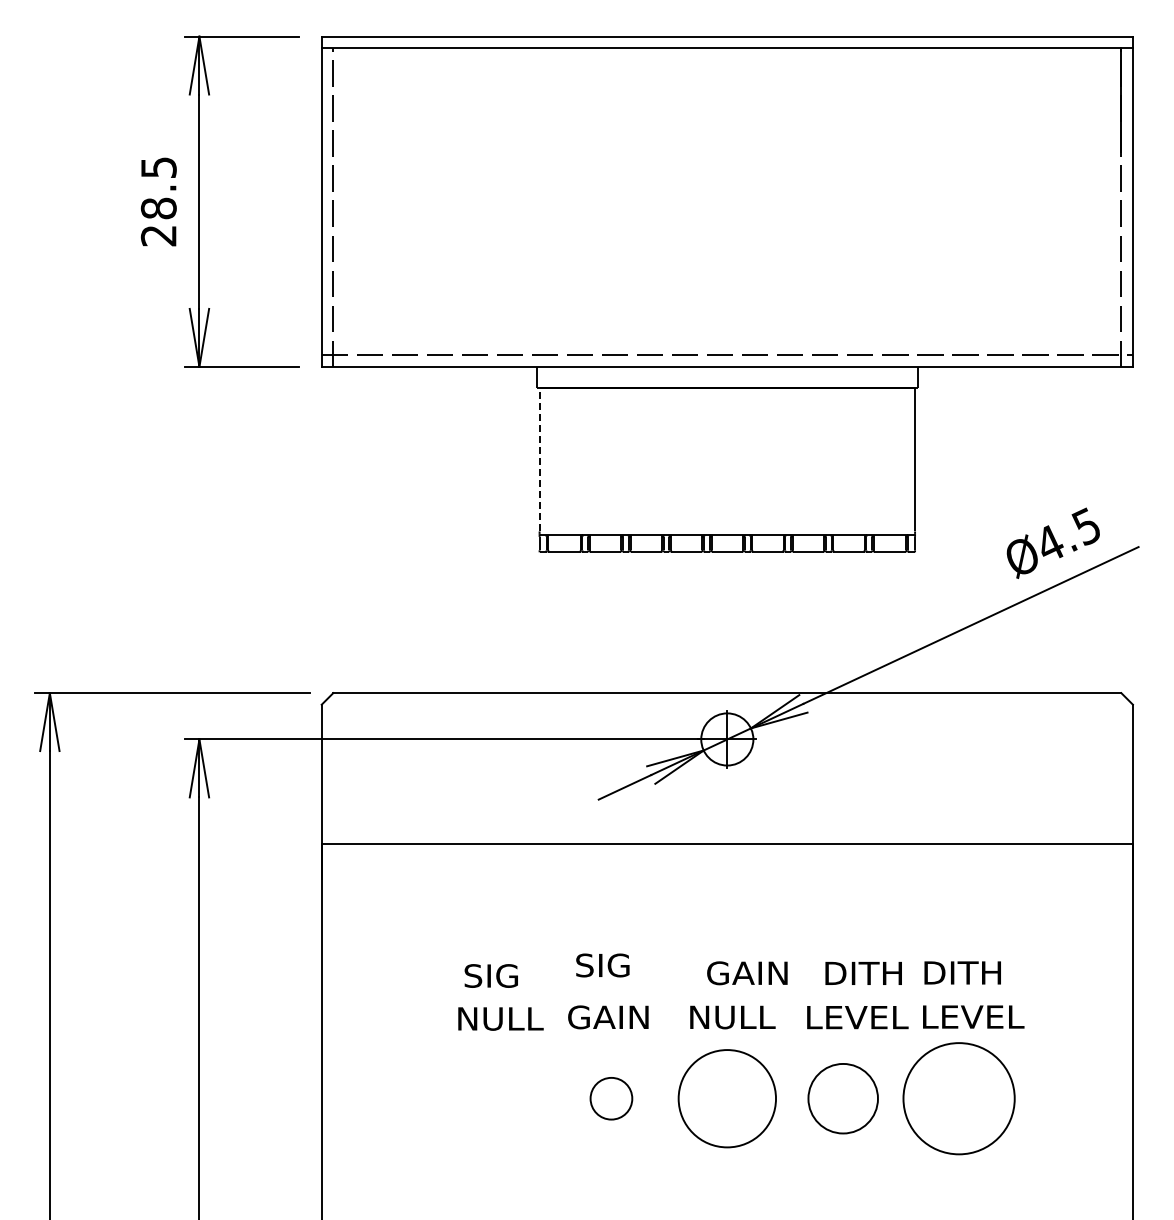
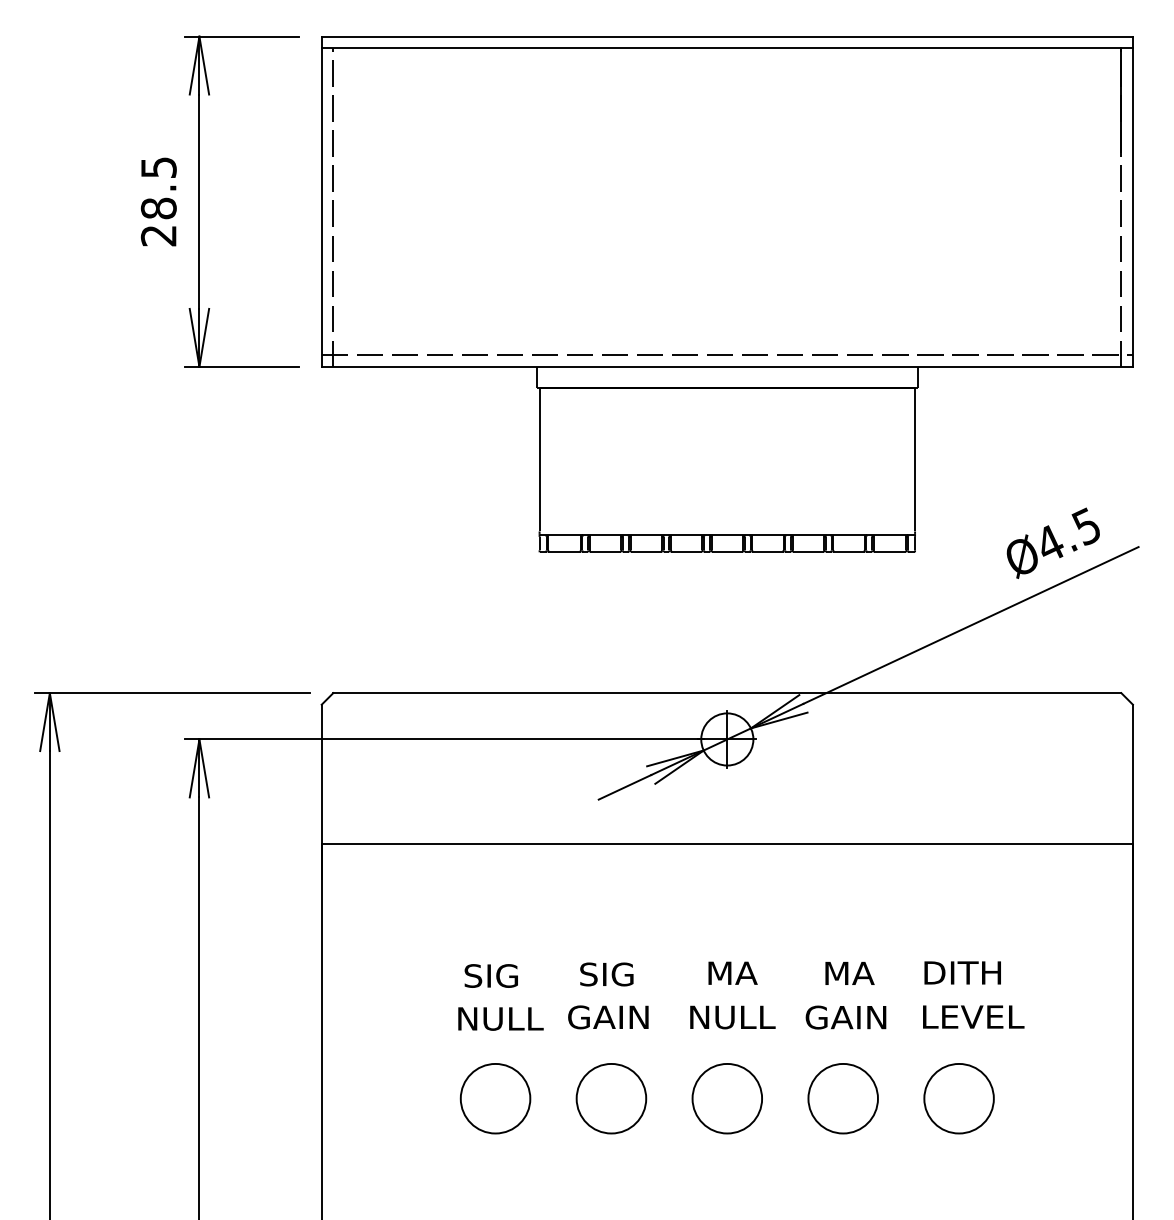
line: dashed -> solid (539, 459)
text position: (602, 965) -> (606, 974) (606, 974)
text: DITH -> MA (864, 972)
text: GAIN -> MA (747, 973)
text: LEVEL -> GAIN (856, 1017)
circle: none -> present (495, 1098)
circle diameter: 42 px -> 70 px (611, 1098)
circle diameter: 97 px -> 70 px (727, 1098)
circle diameter: 111 px -> 70 px (958, 1098)
